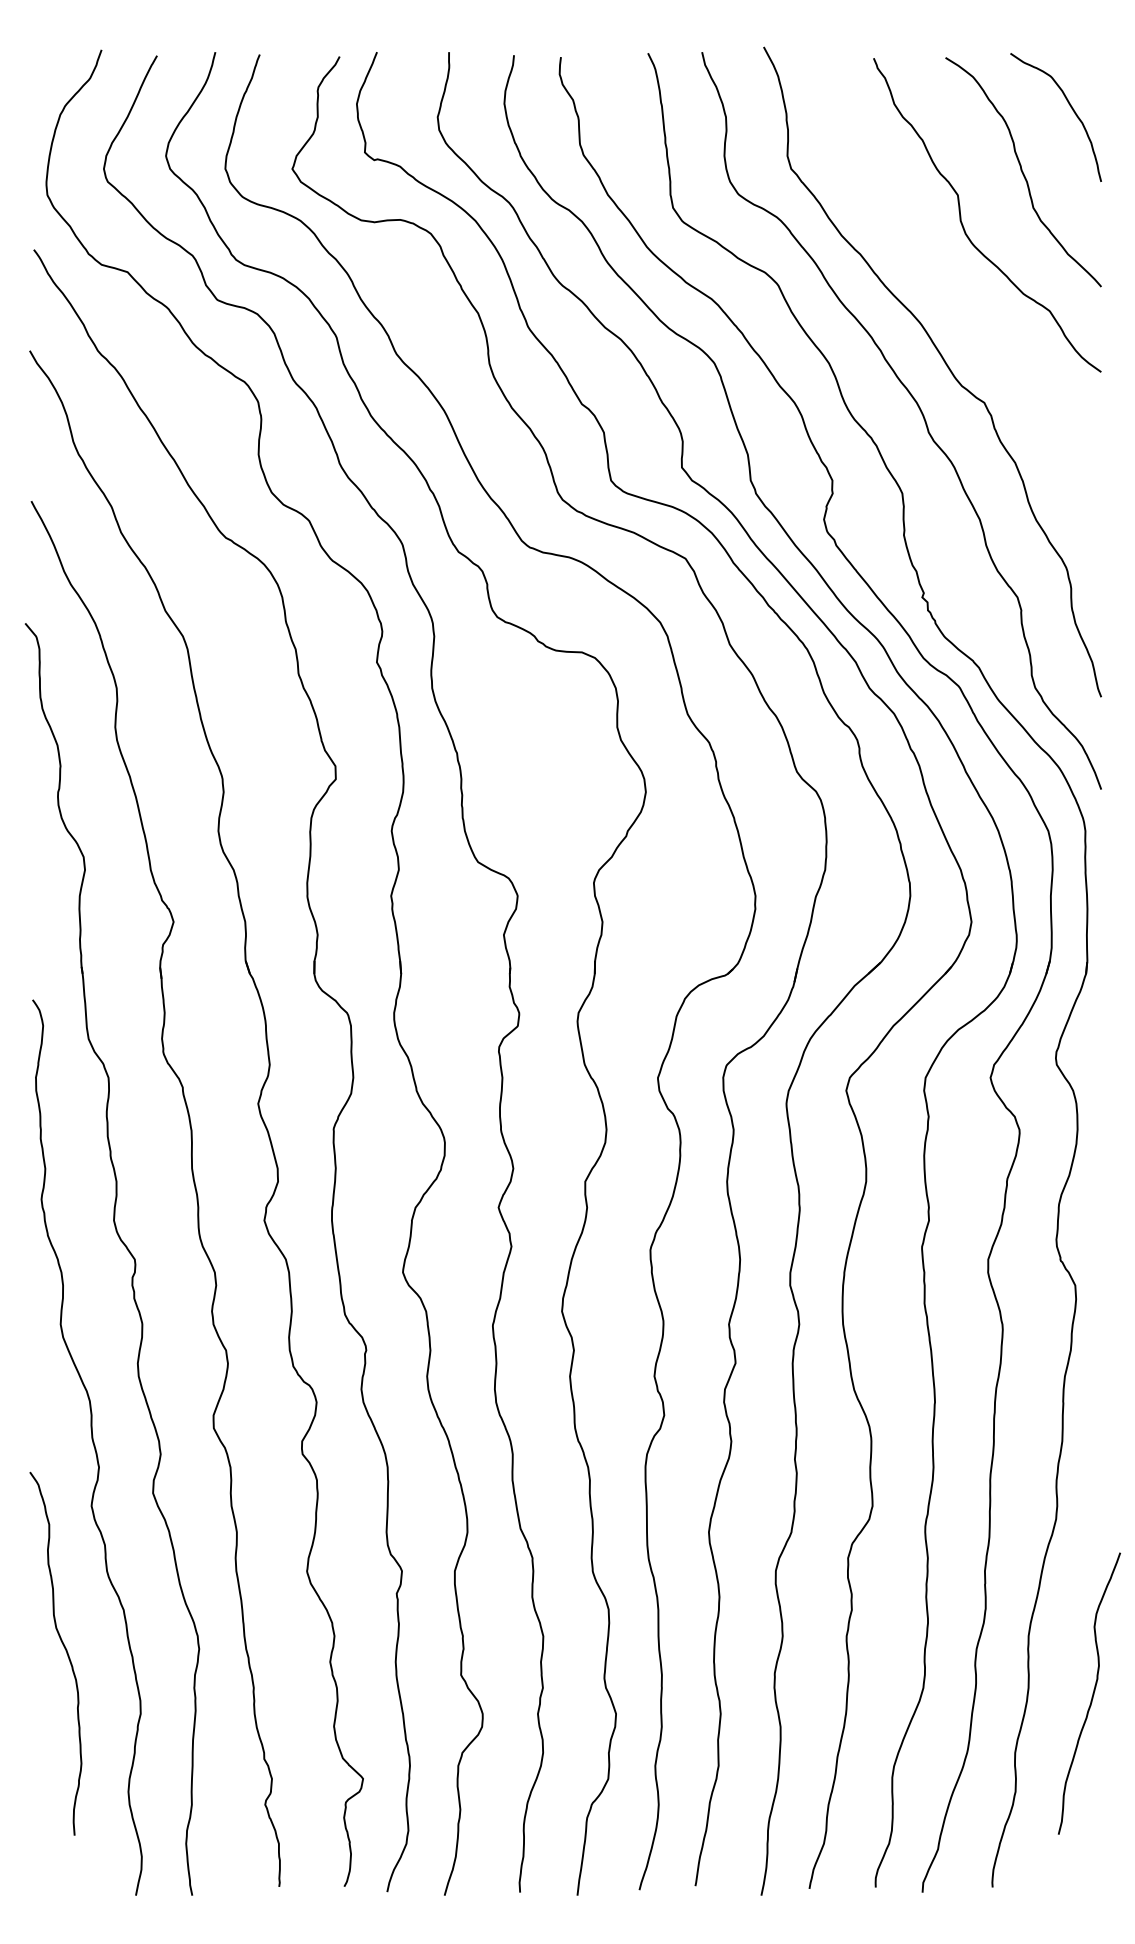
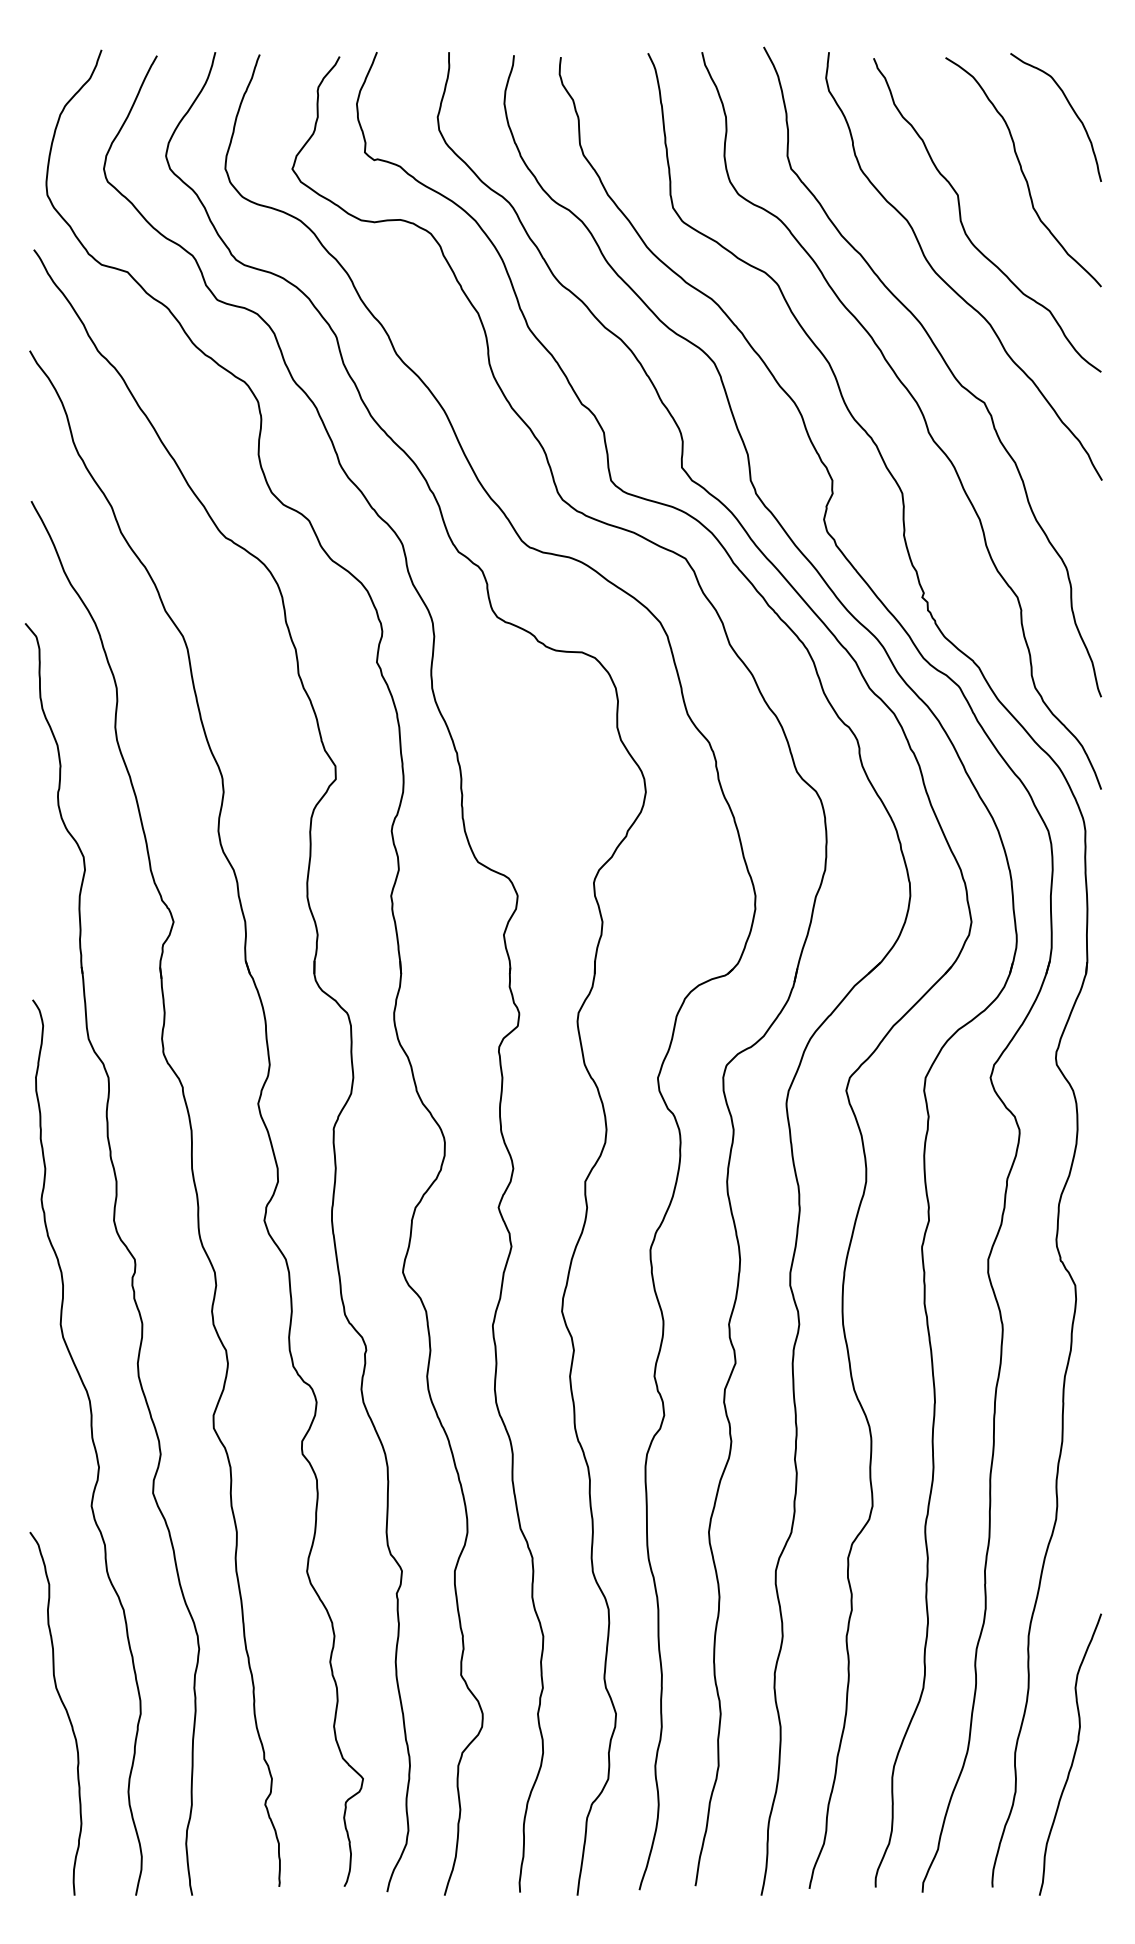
curve: none -> present (951, 286)
curve position: (65, 1651) -> (65, 1711) (65, 1711)
curve position: (1092, 1693) -> (1073, 1754) (1073, 1754)
